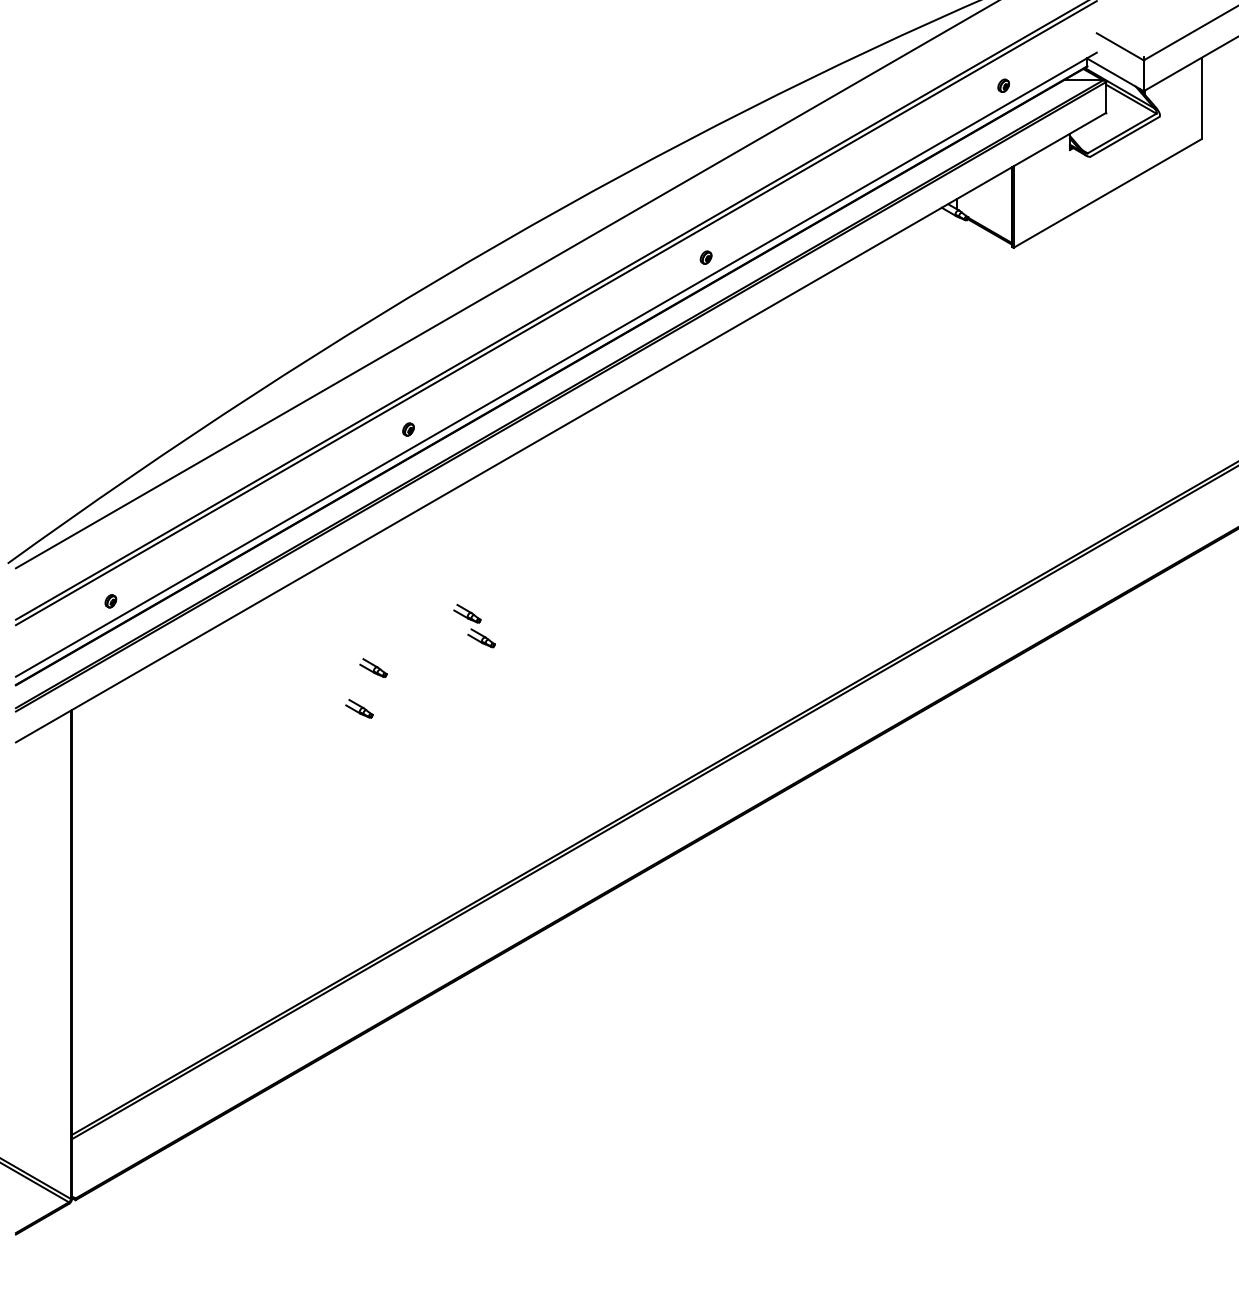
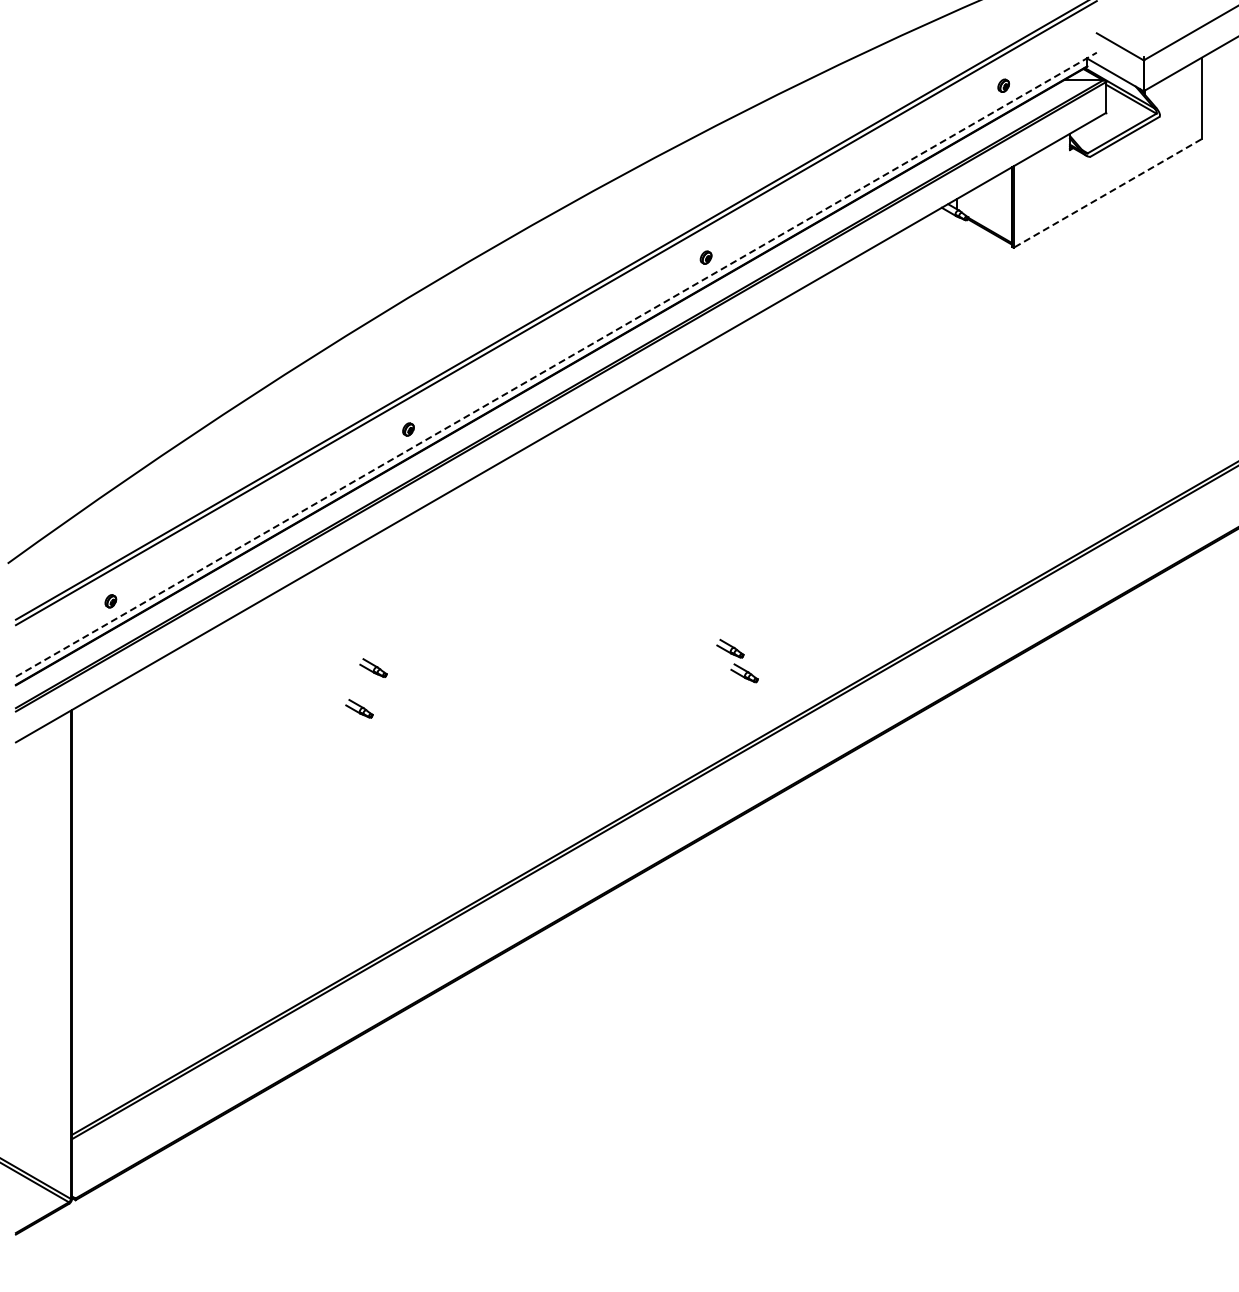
line: solid -> dashed (1107, 193)
line: present -> none (505, 285)
line: solid -> dashed (556, 364)
part position: (474, 625) -> (737, 660) (737, 660)
